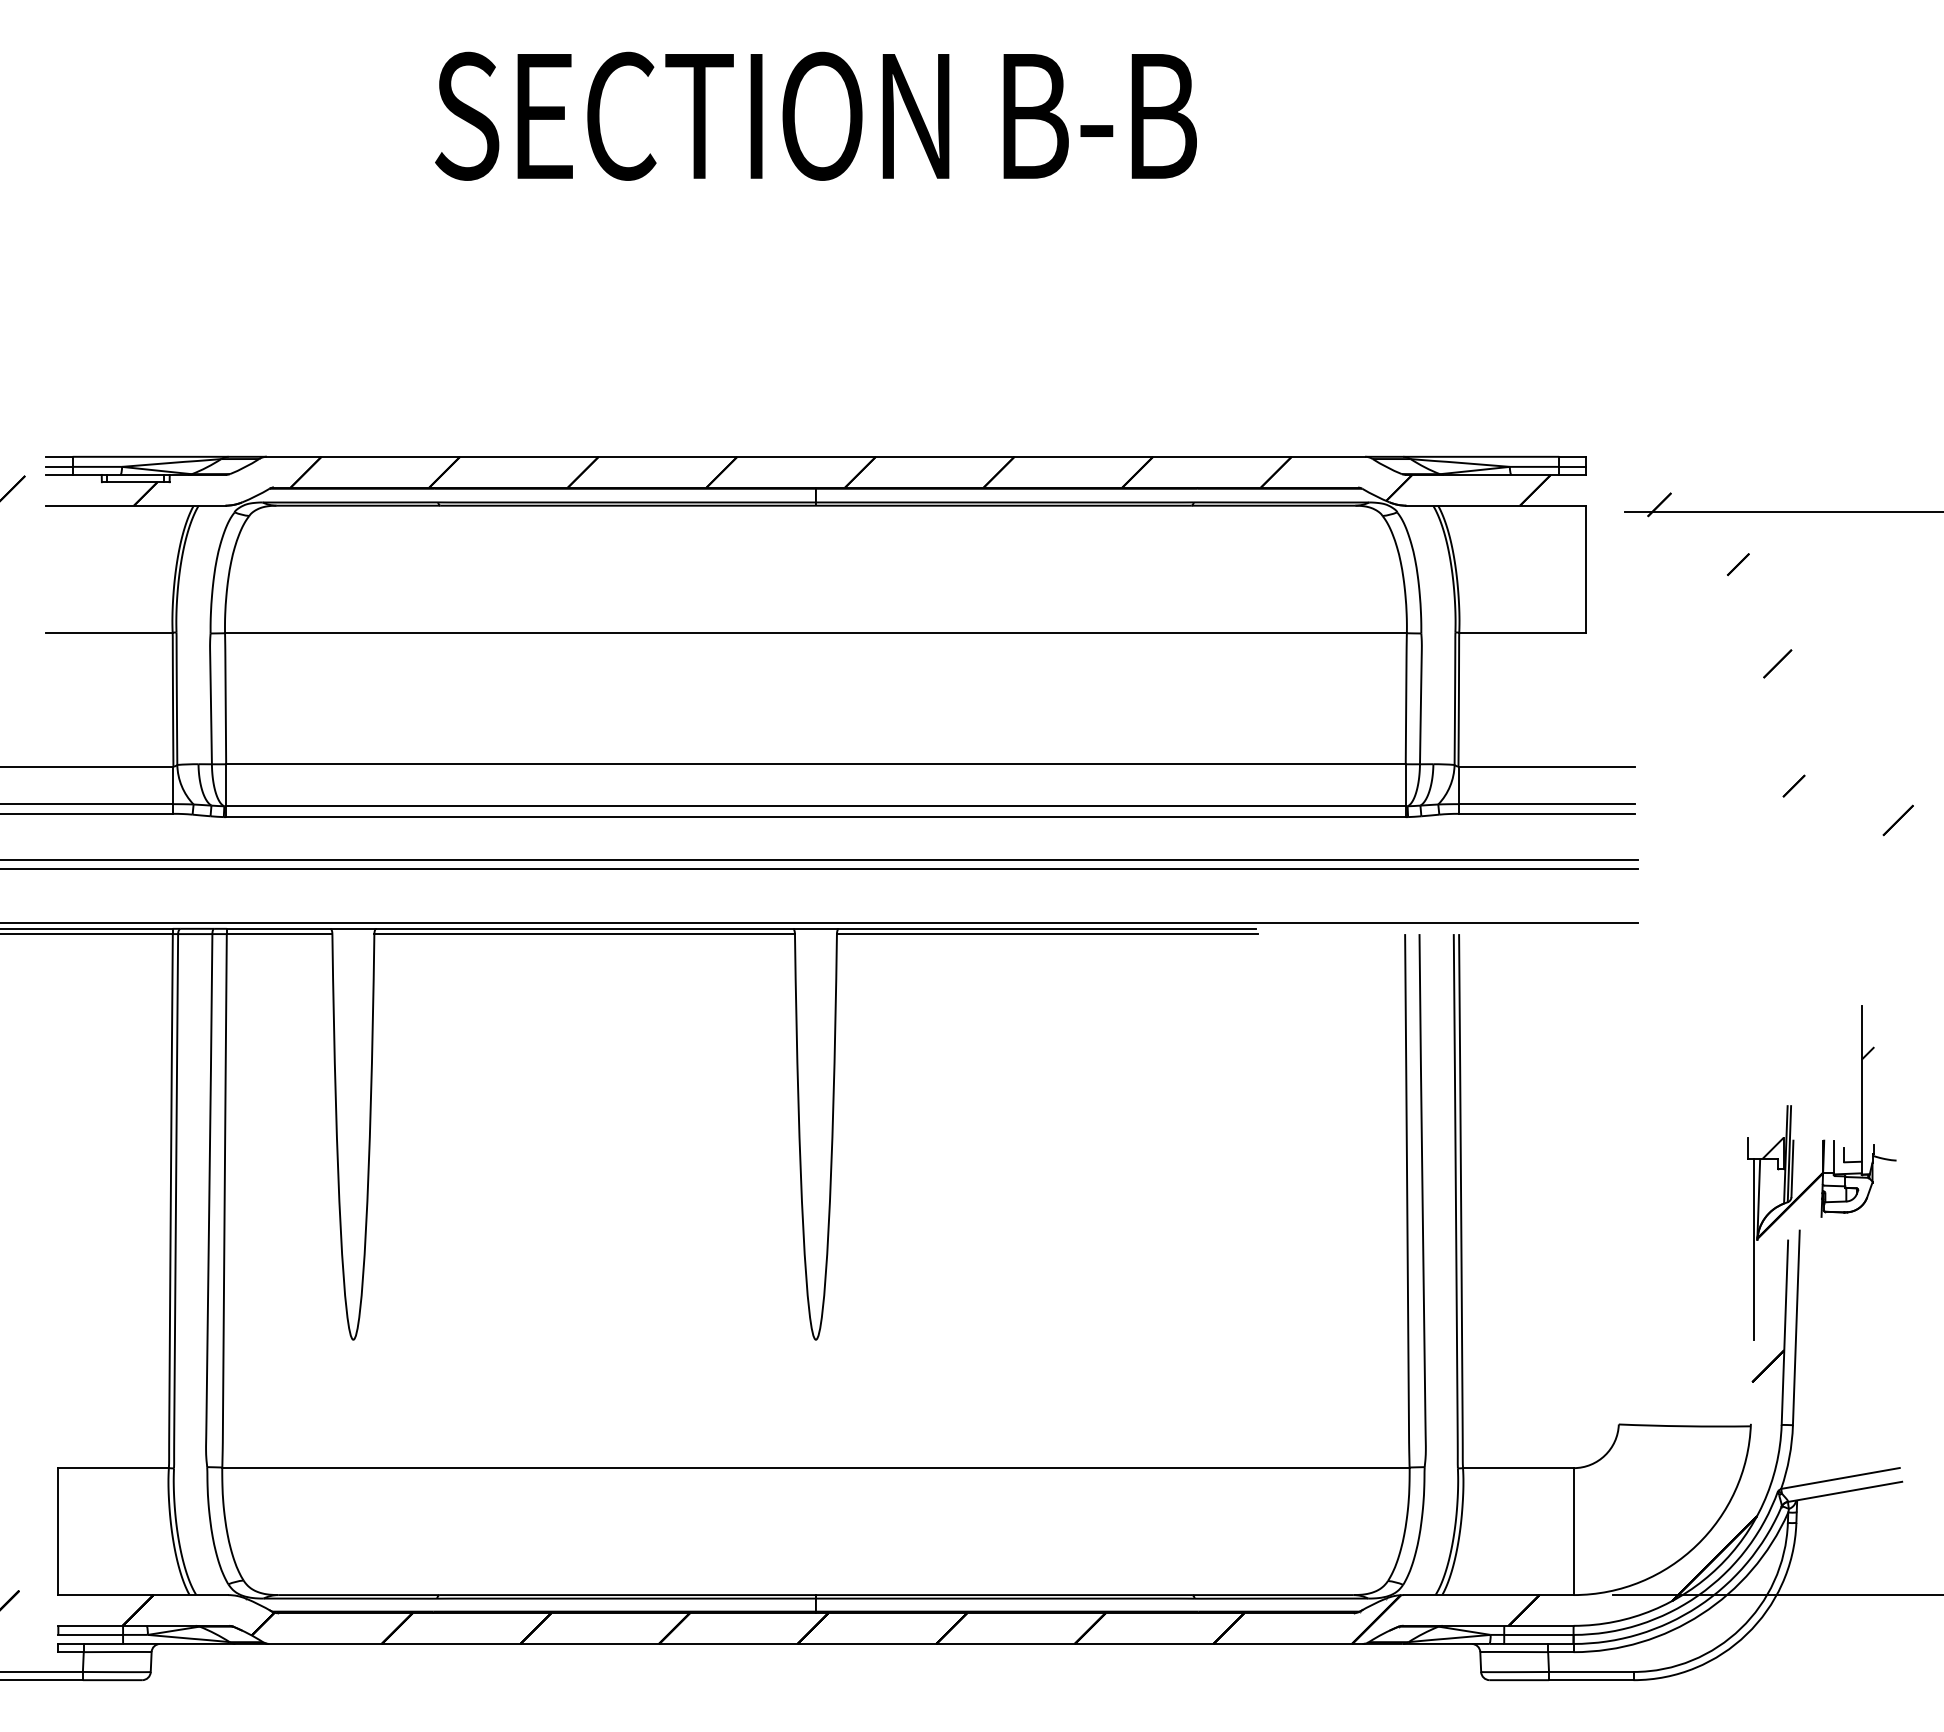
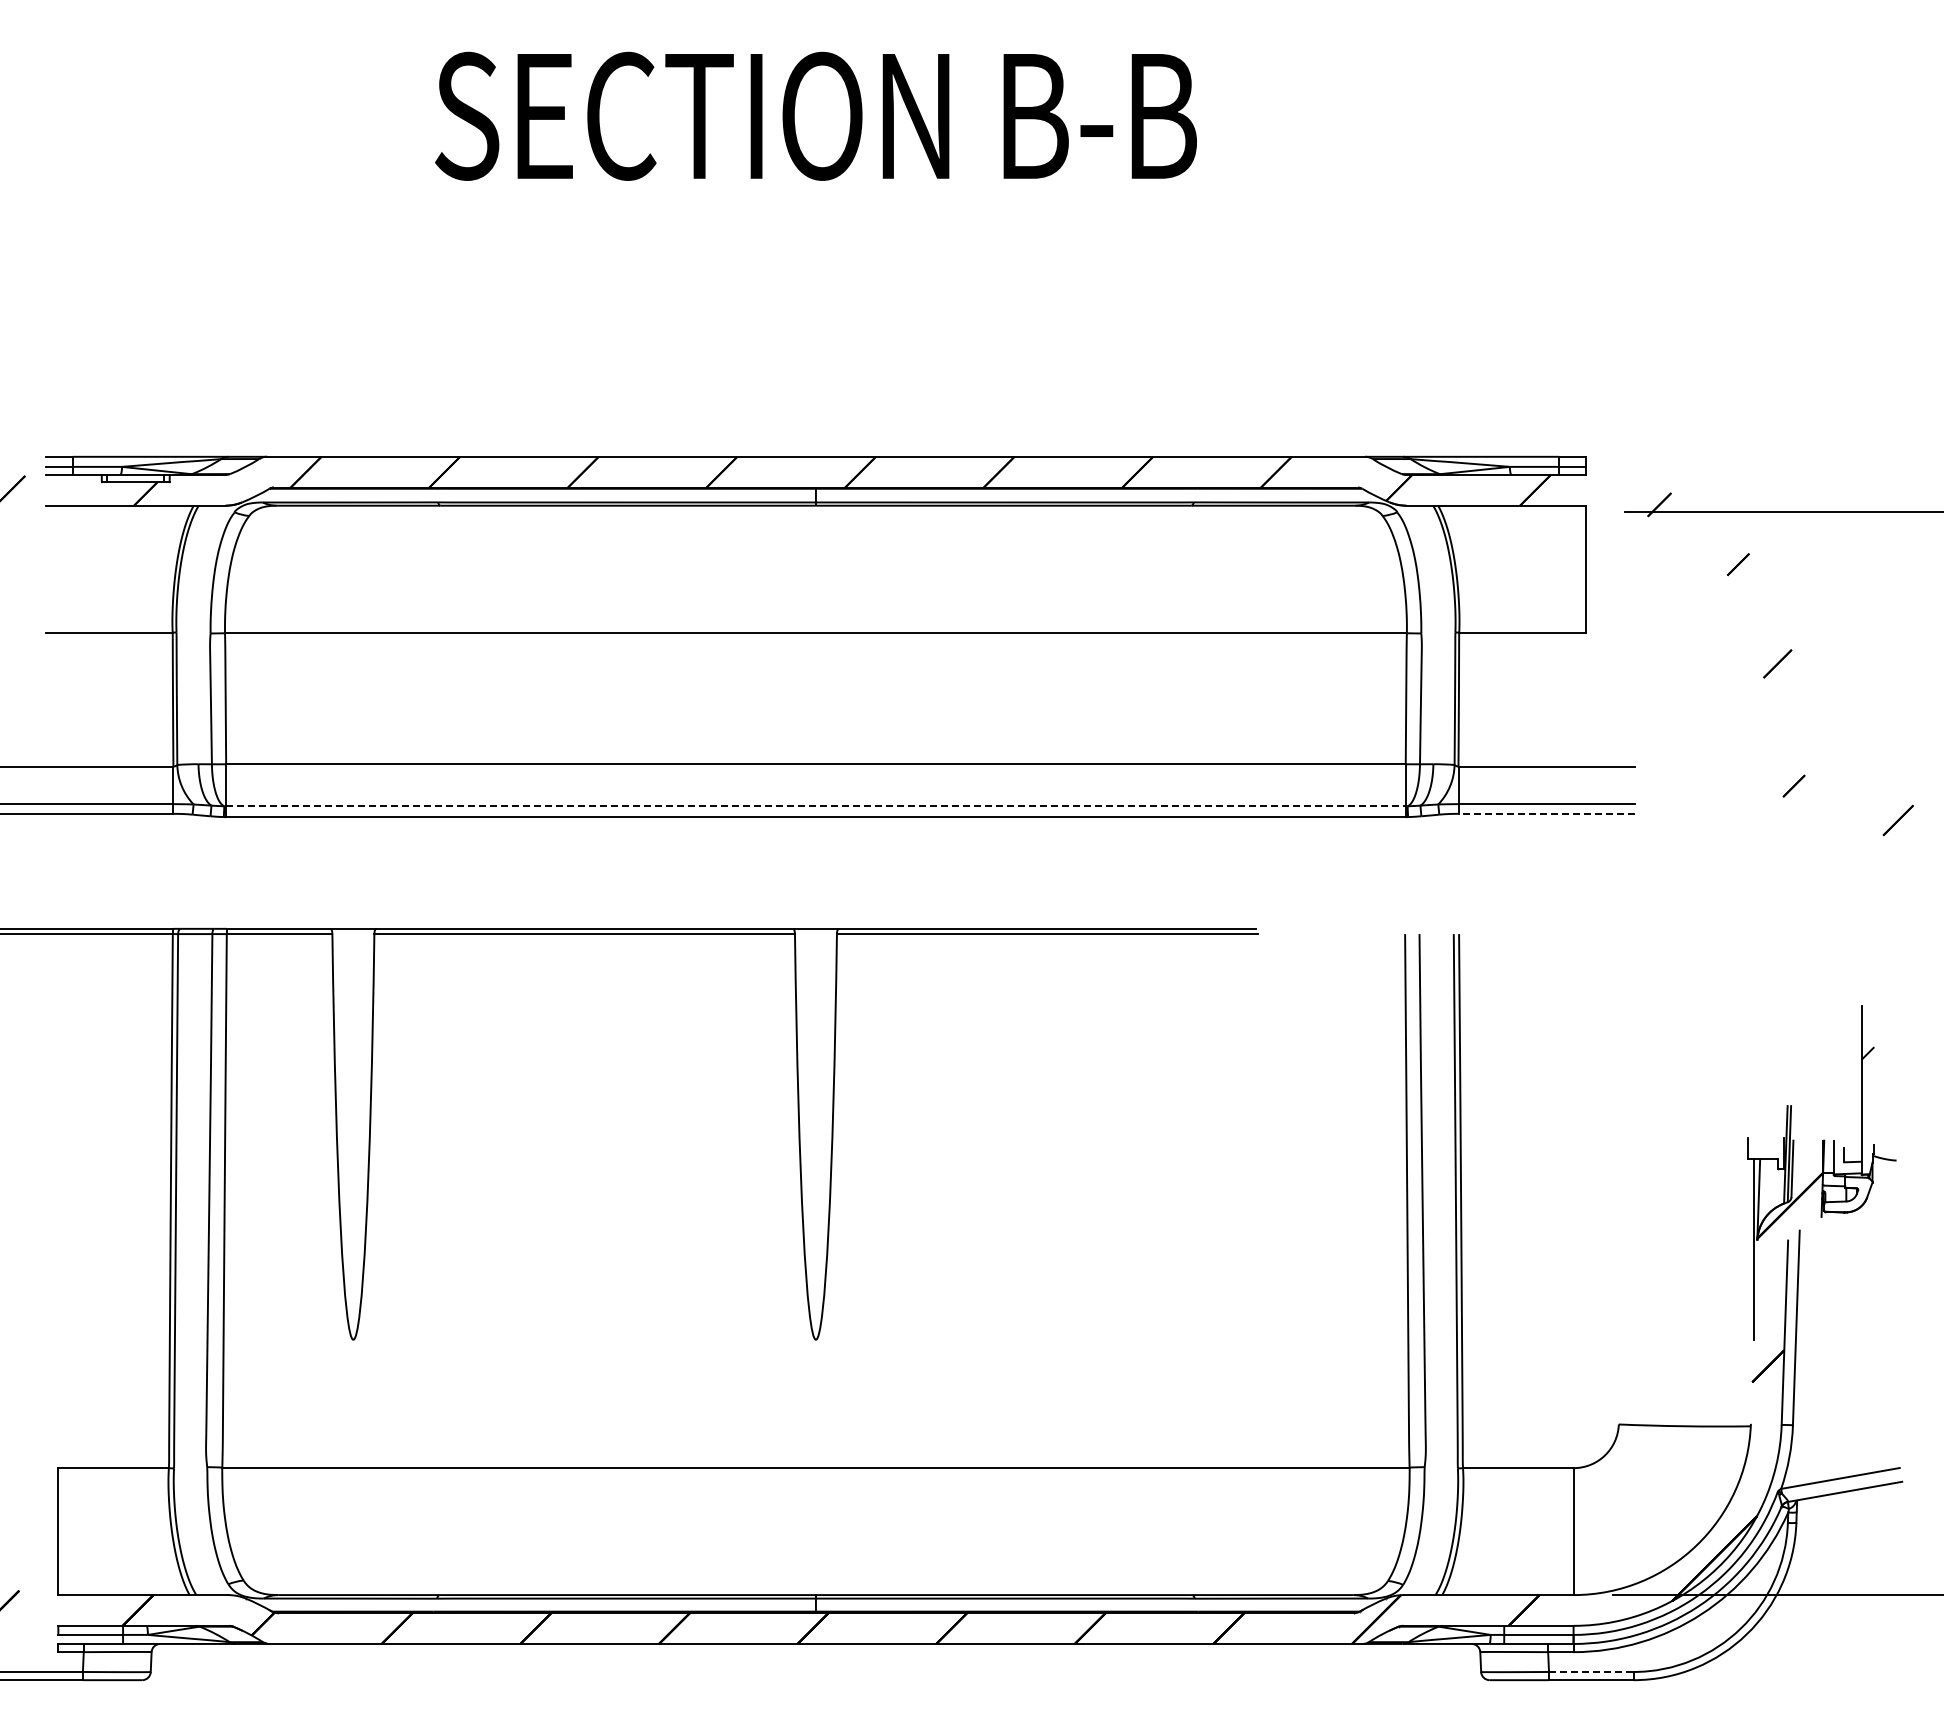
line: solid -> dashed (815, 806)
line: solid -> dashed (1546, 813)
line: present -> none (820, 859)
line: present -> none (820, 869)
line: present -> none (820, 923)
hatch: present -> none (1772, 1147)
line: solid -> dashed (1591, 1671)
